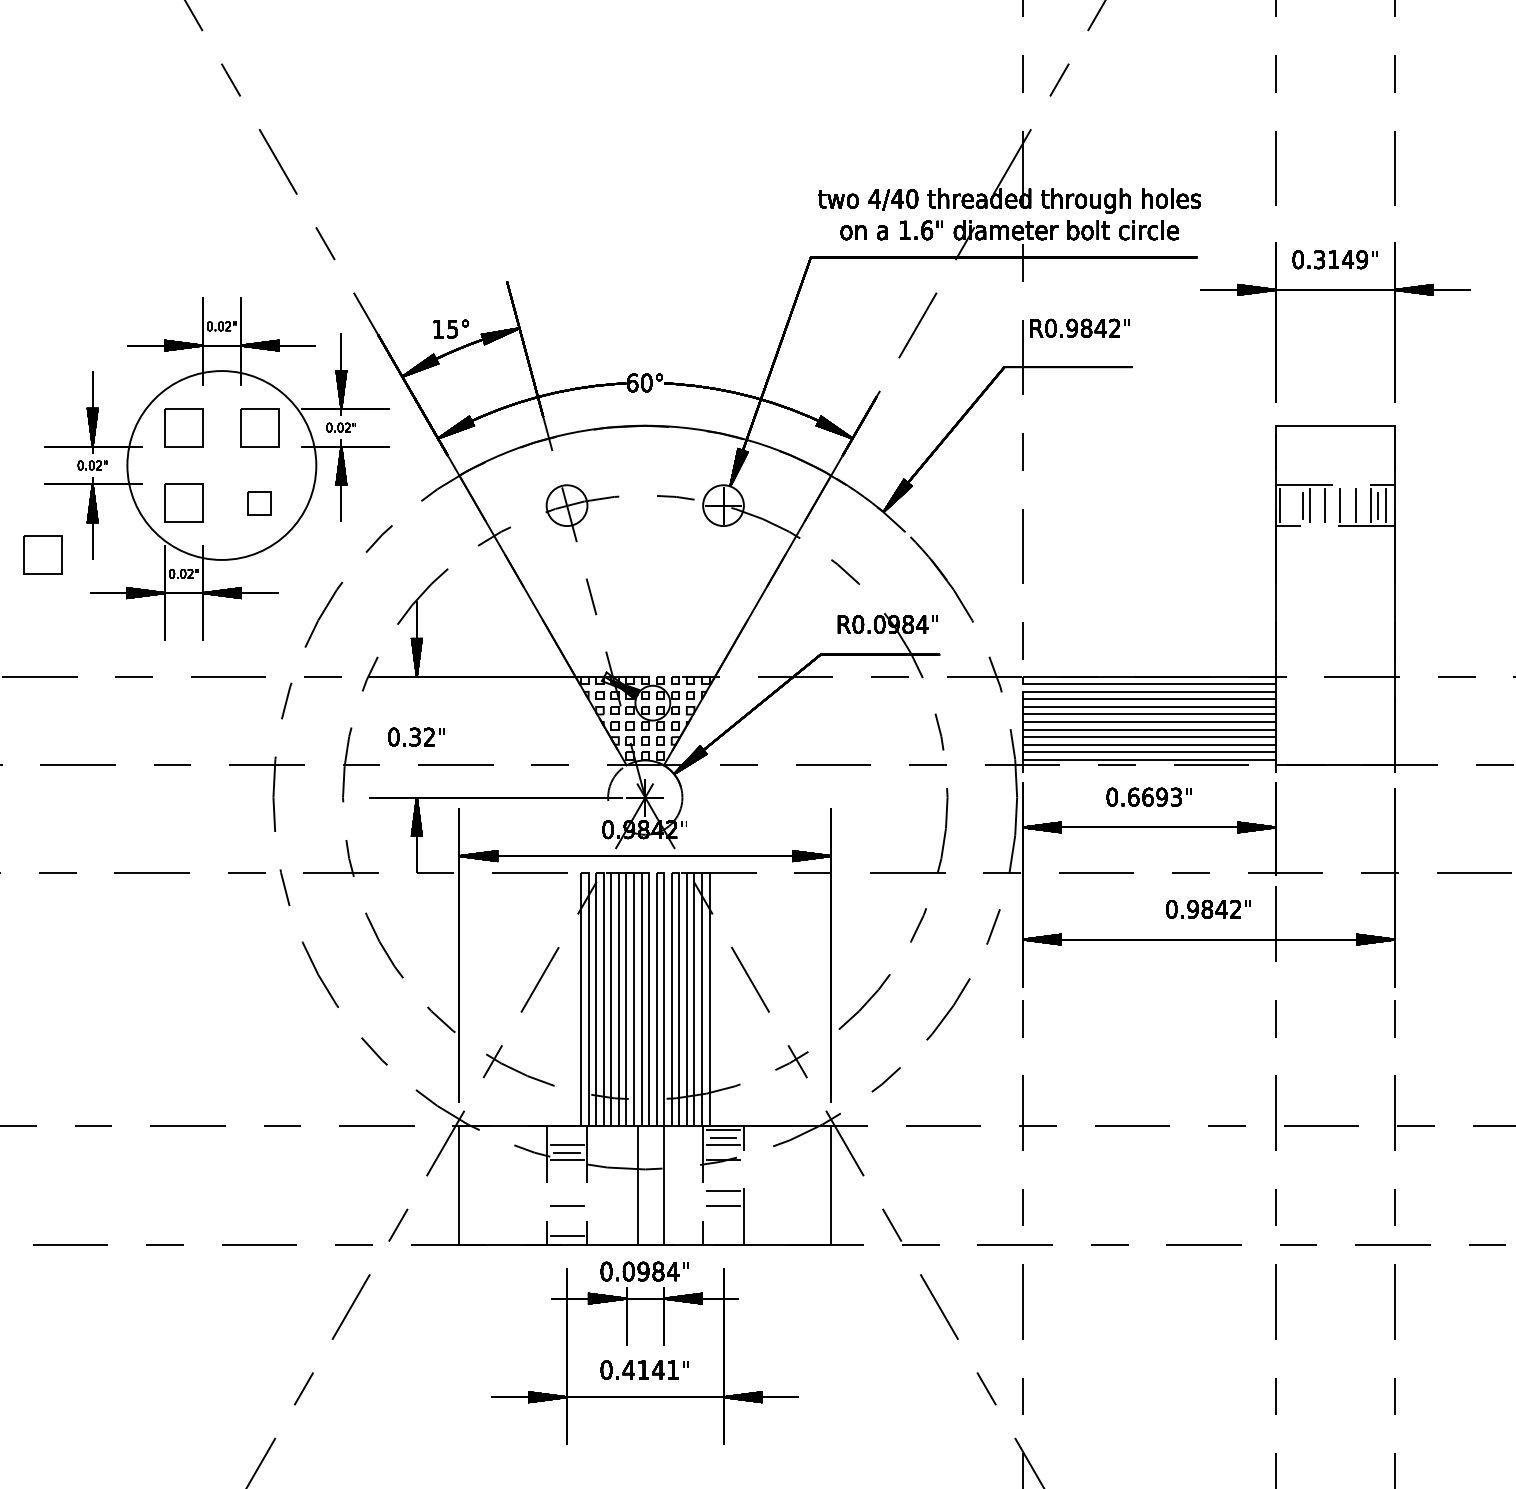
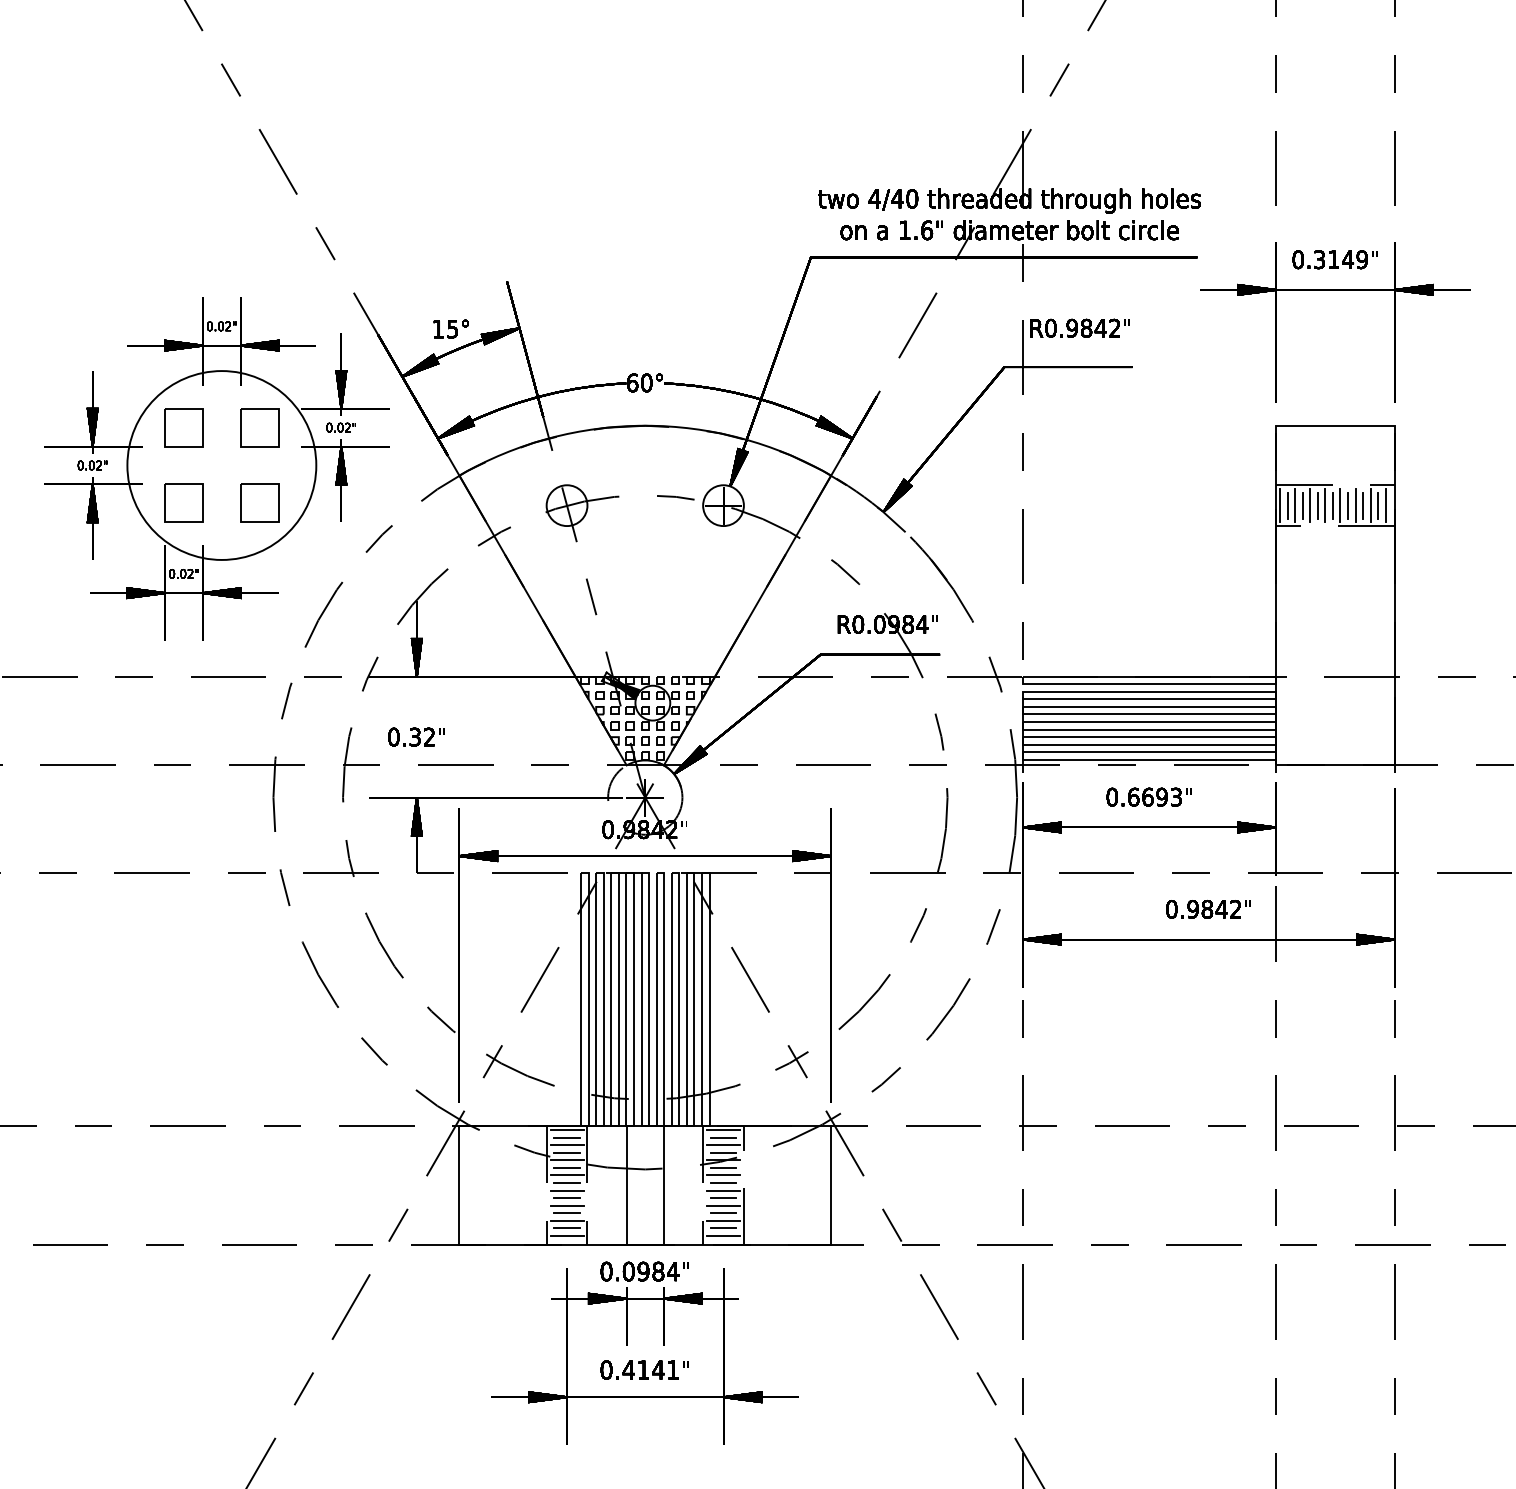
part size: 25x25 px -> 40x40 px (259, 502)
line: none -> present (1287, 505)
line: none -> present (1295, 505)
line: none -> present (1317, 505)
line: none -> present (1332, 505)
line: none -> present (1348, 505)
line: none -> present (1363, 505)
part: present -> none (42, 554)
line: none -> present (566, 1130)
line: none -> present (566, 1137)
line: none -> present (723, 1152)
line: none -> present (566, 1167)
line: none -> present (723, 1167)
line: none -> present (566, 1175)
line: none -> present (723, 1175)
line: none -> present (566, 1182)
line: none -> present (723, 1182)
line position: (637, 1185) -> (626, 1185) (626, 1185)
line: none -> present (566, 1190)
line: none -> present (566, 1198)
line: none -> present (723, 1198)
line: none -> present (566, 1213)
line: none -> present (723, 1213)
line: none -> present (566, 1220)
line: none -> present (723, 1220)
line: none -> present (566, 1228)
line: none -> present (723, 1228)
line: none -> present (723, 1235)
